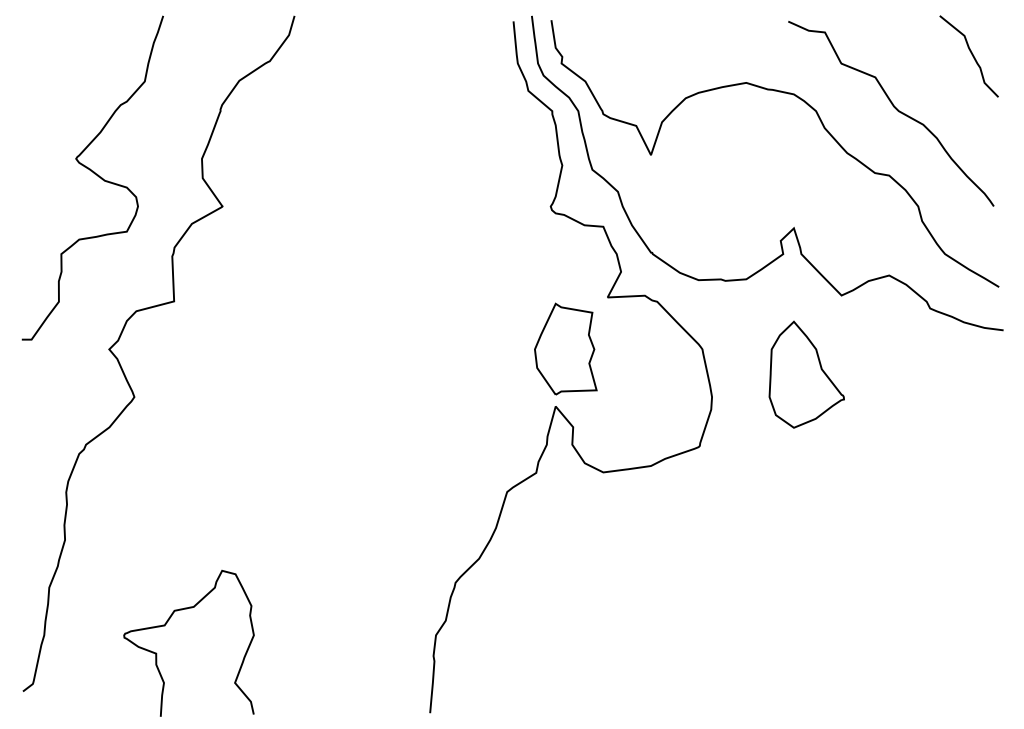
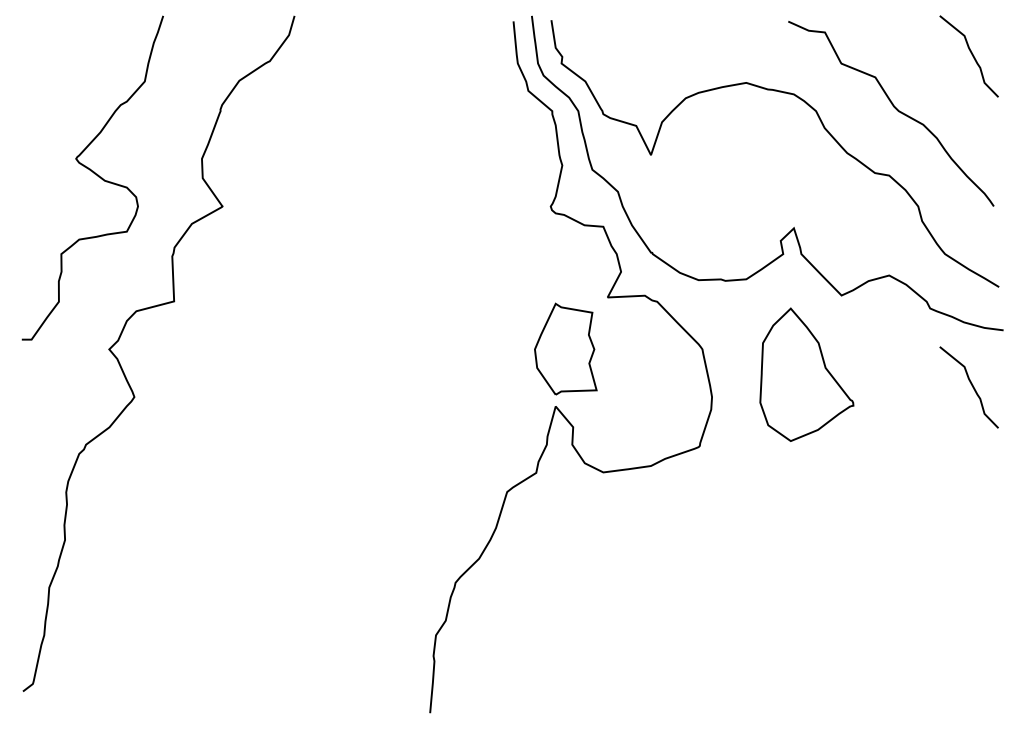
part size: 77x109 px -> 96x135 px (806, 374)
curve: none -> present (970, 384)
curve: present -> none (165, 626)
